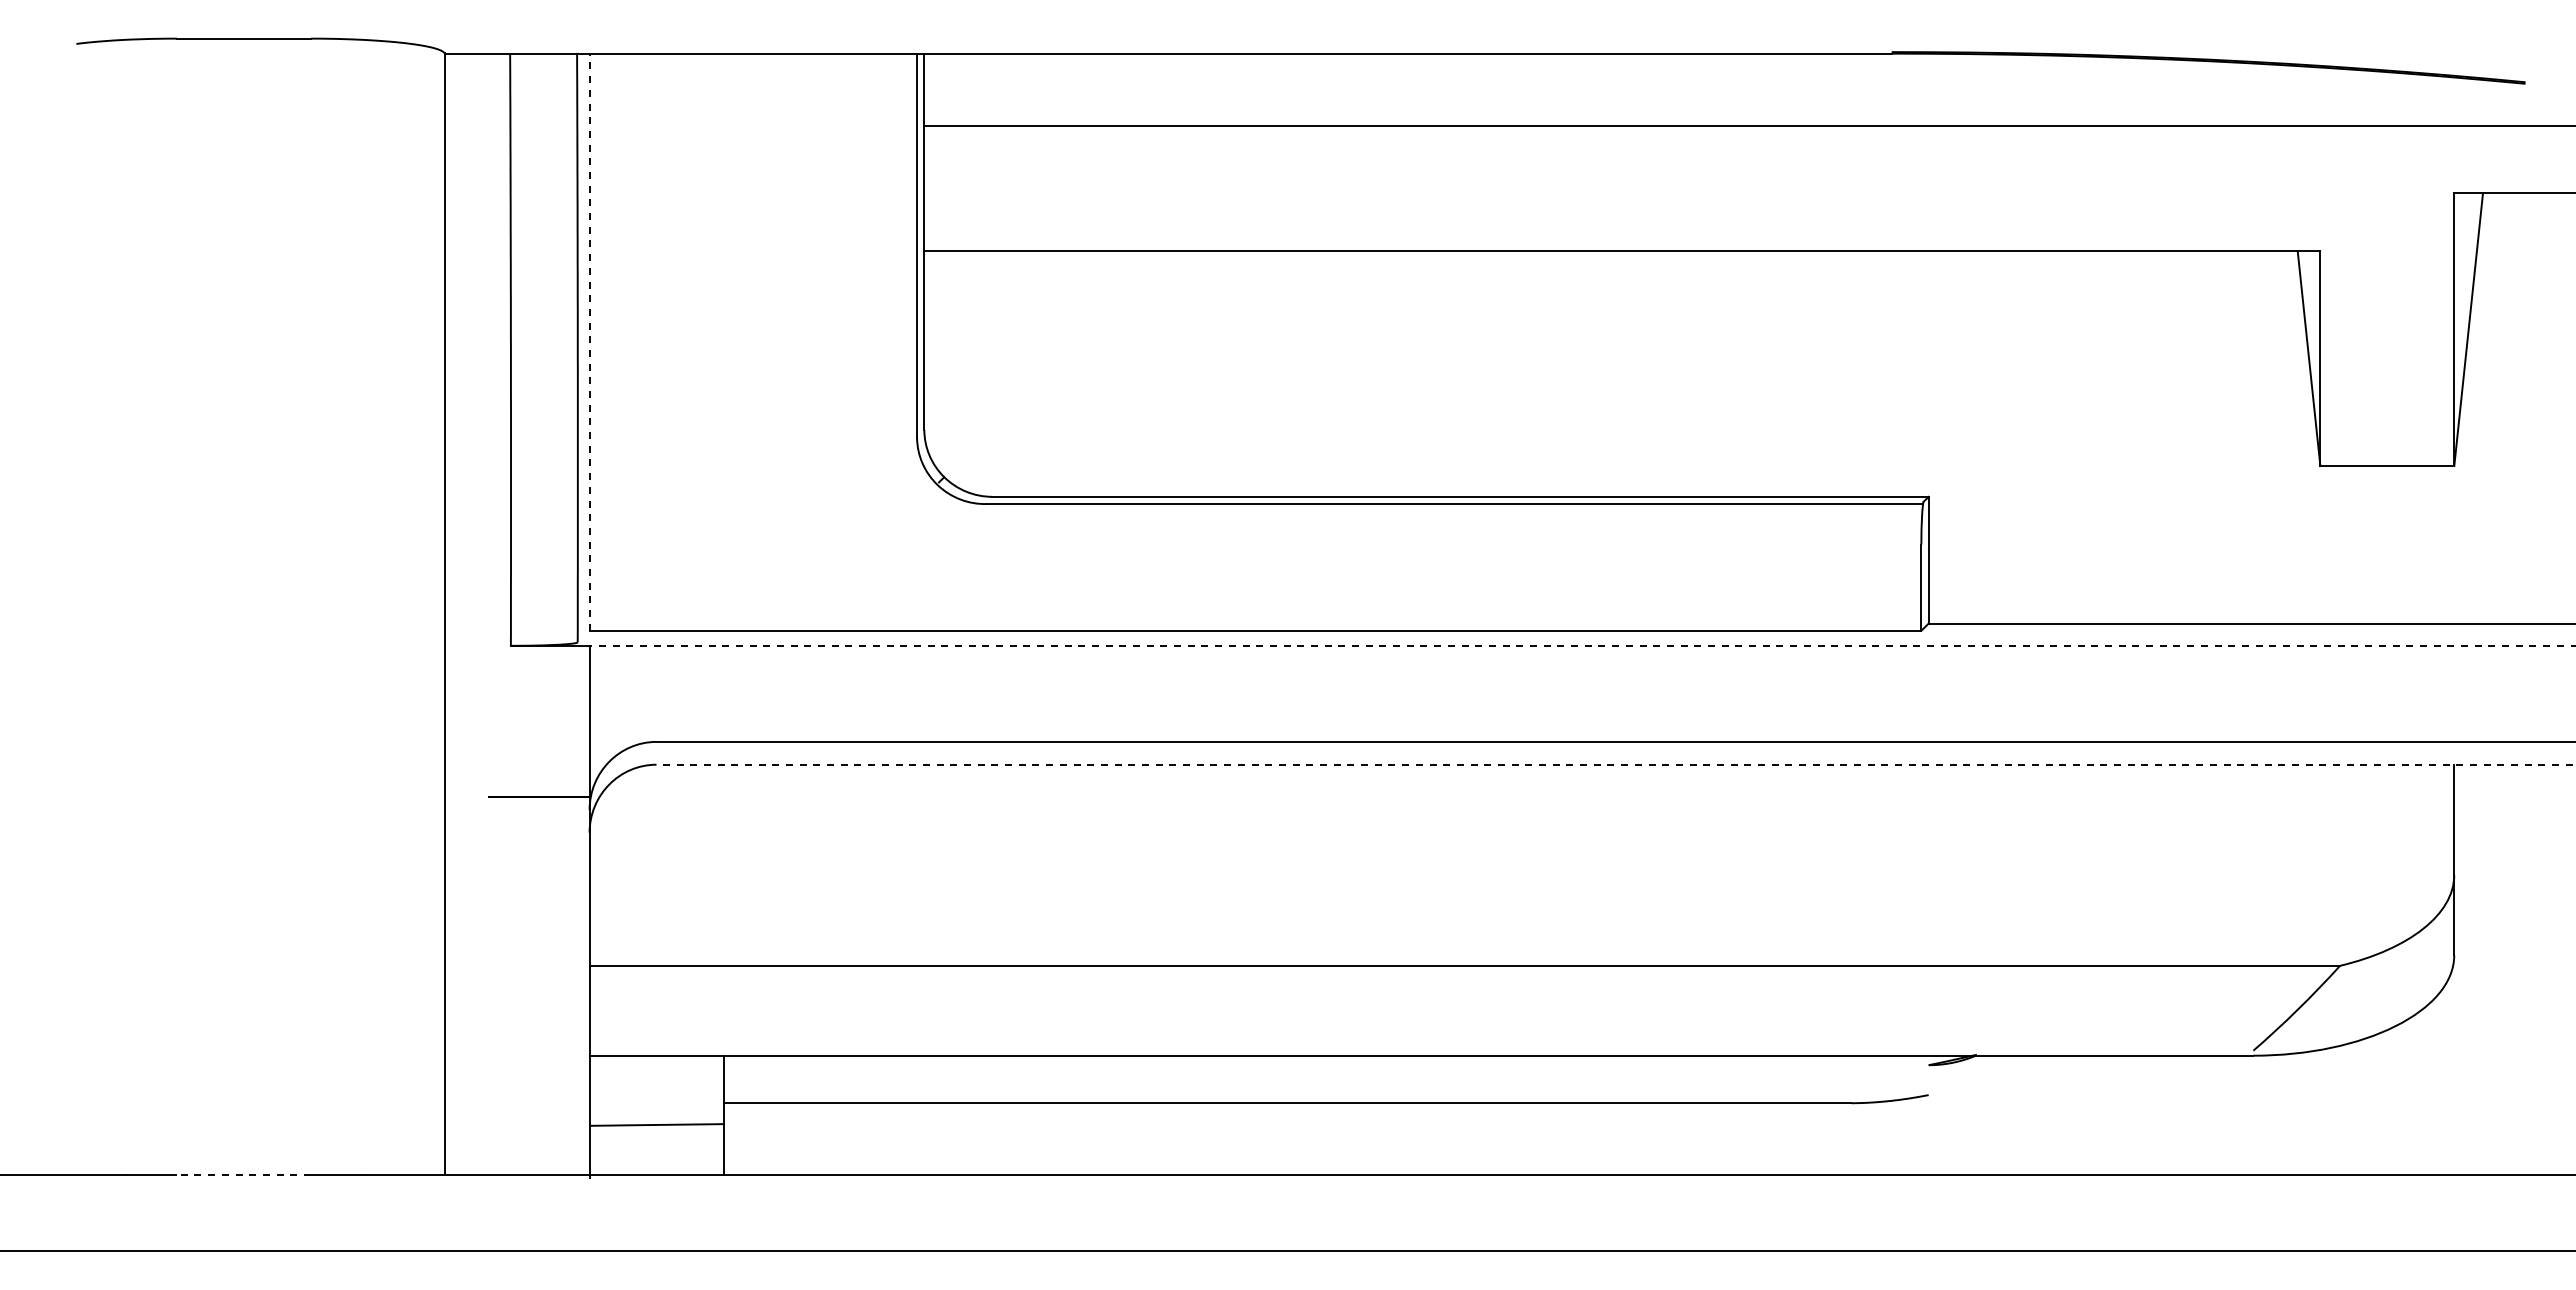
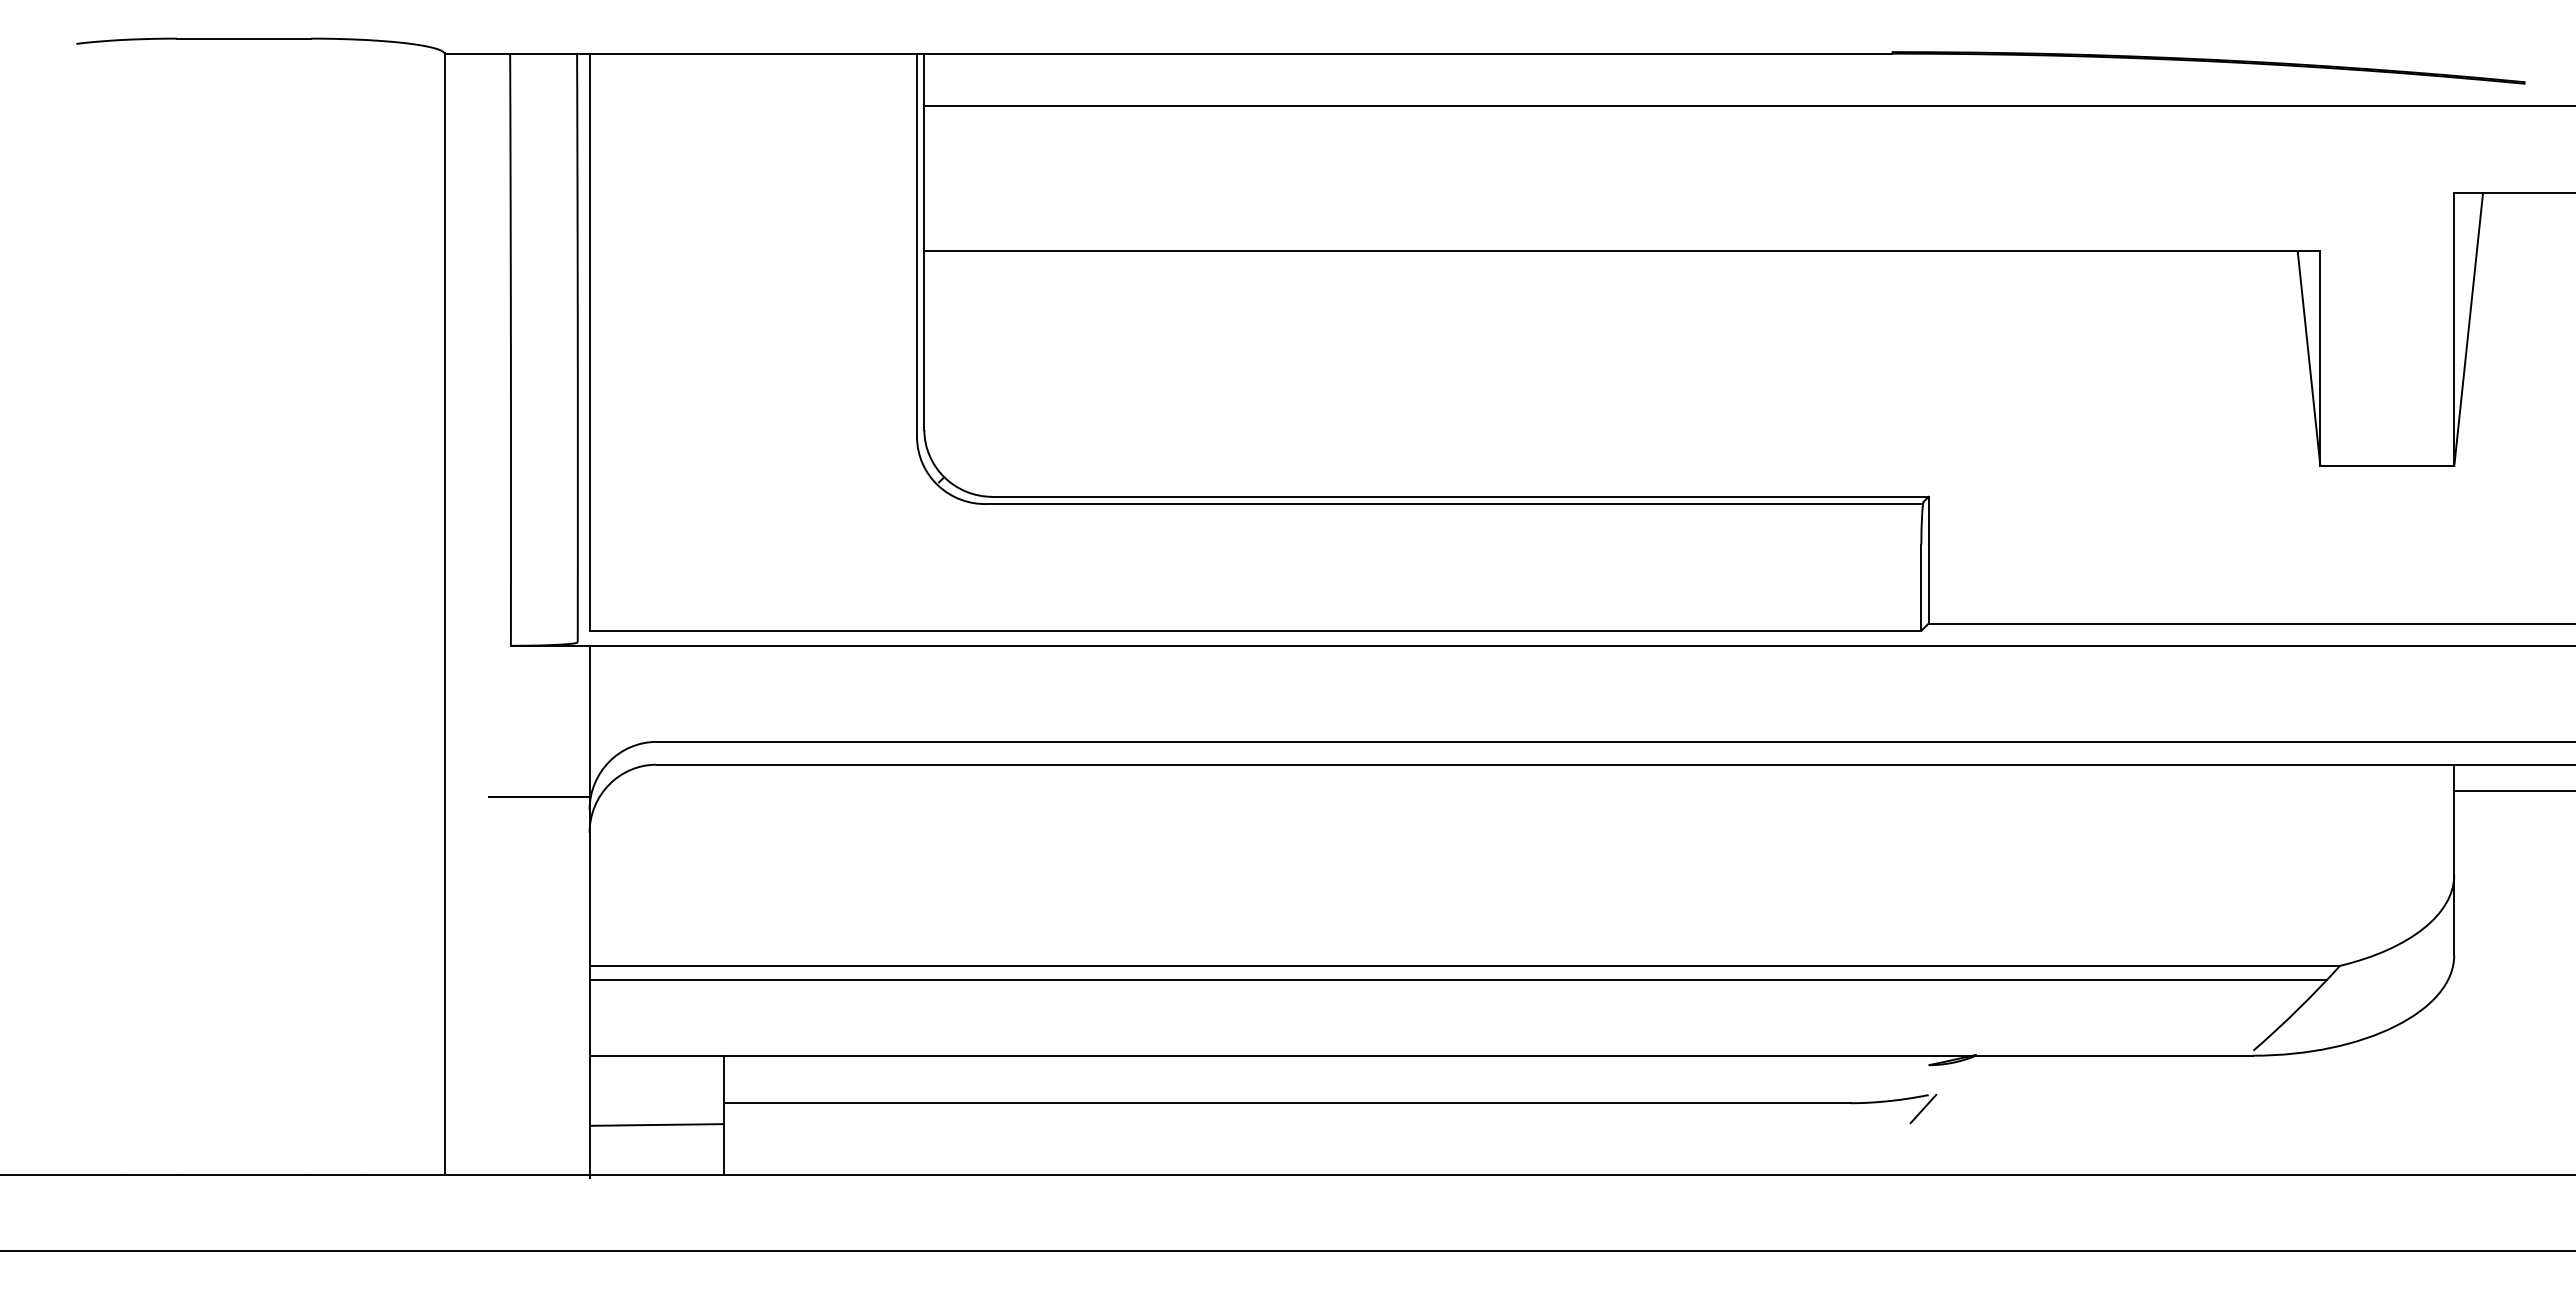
line position: (1748, 126) -> (1748, 106) (1748, 106)
line: dashed -> solid (589, 342)
line: dashed -> solid (1582, 645)
line: dashed -> solid (1615, 764)
line: none -> present (2513, 791)
line: none -> present (1458, 979)
line: none -> present (1923, 1108)
line: dashed -> solid (244, 1174)
